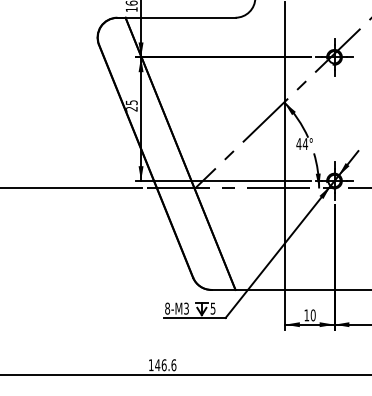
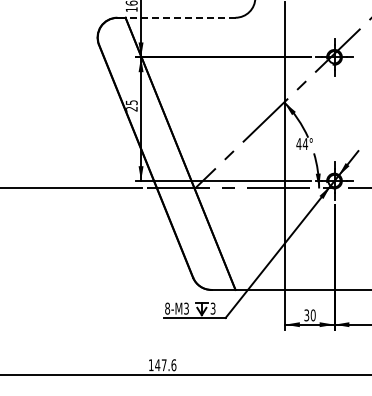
line: solid -> dashed (180, 17)
text: 5 -> 3 (213, 307)
text: 10 -> 30 (306, 315)
text: 146.6 -> 147.6 (163, 365)
